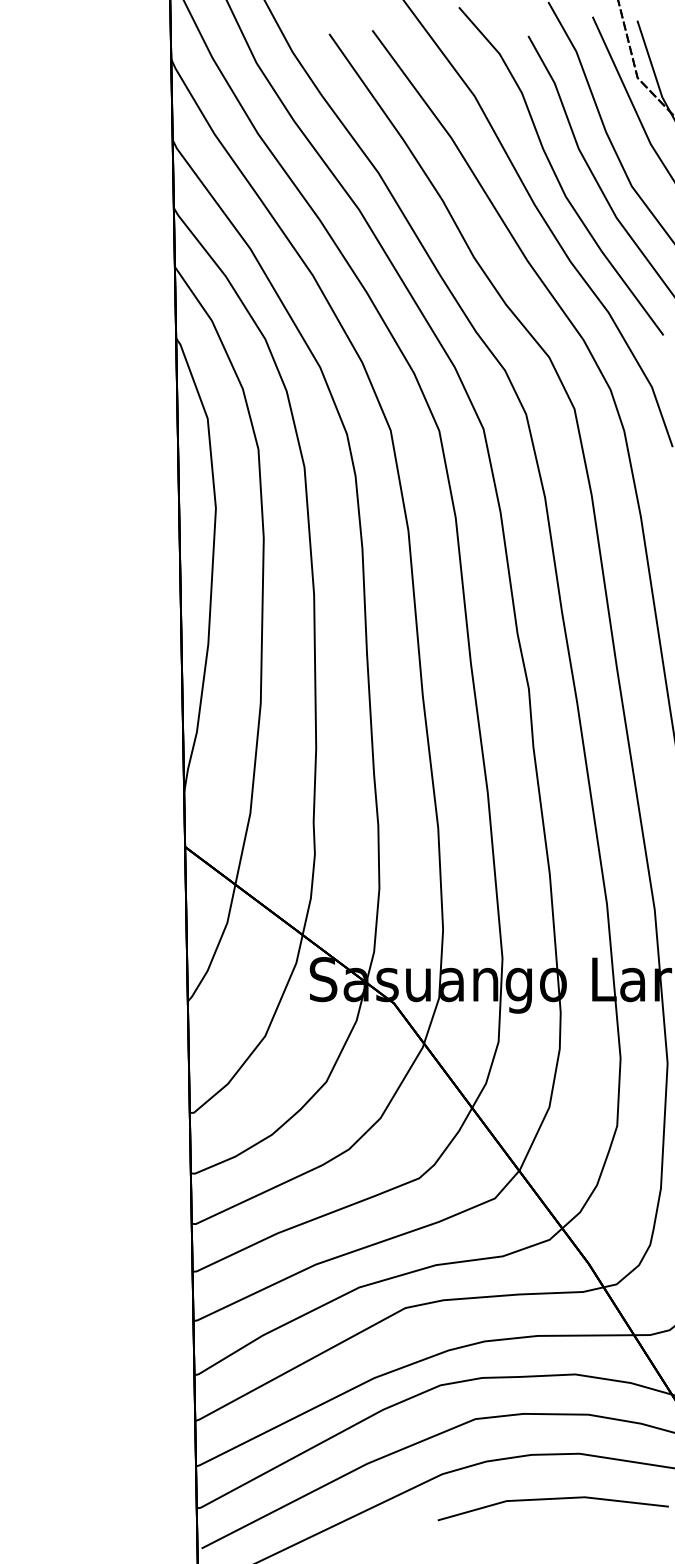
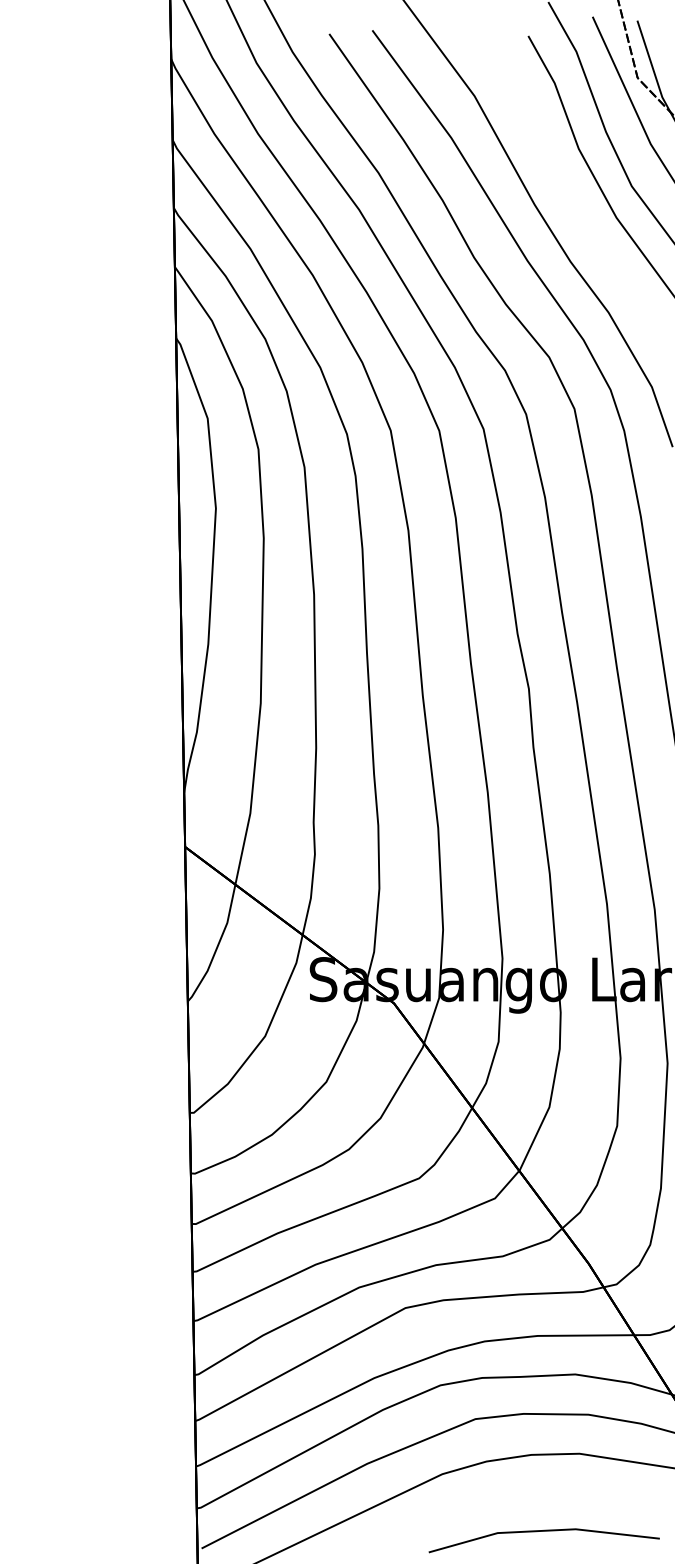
curve: present -> none (556, 174)
line position: (552, 1499) -> (543, 1531) (543, 1531)
